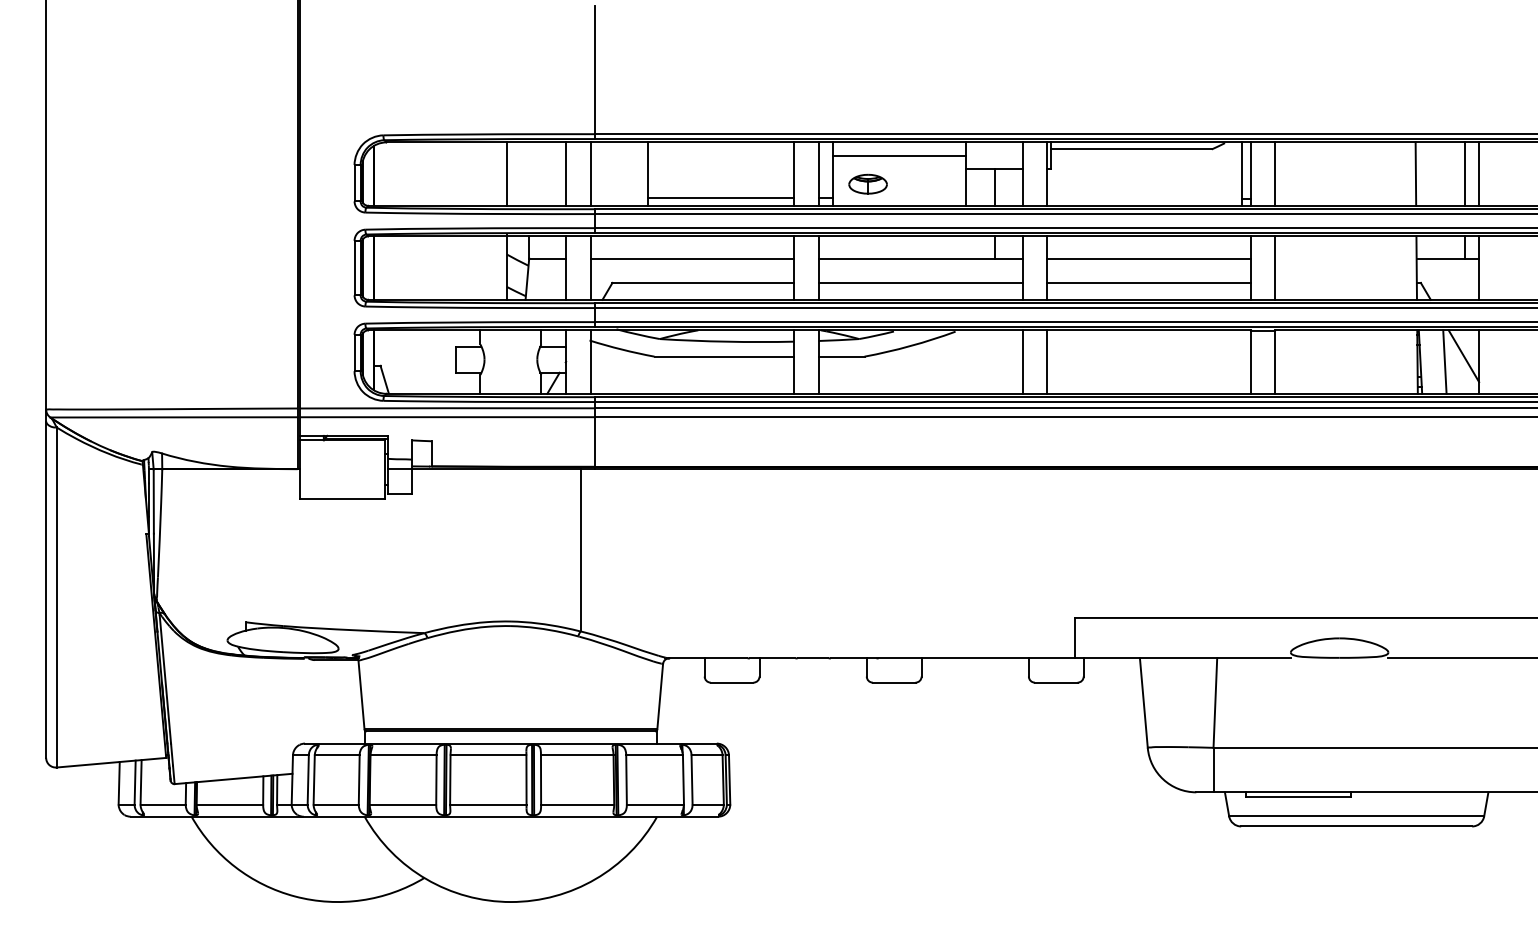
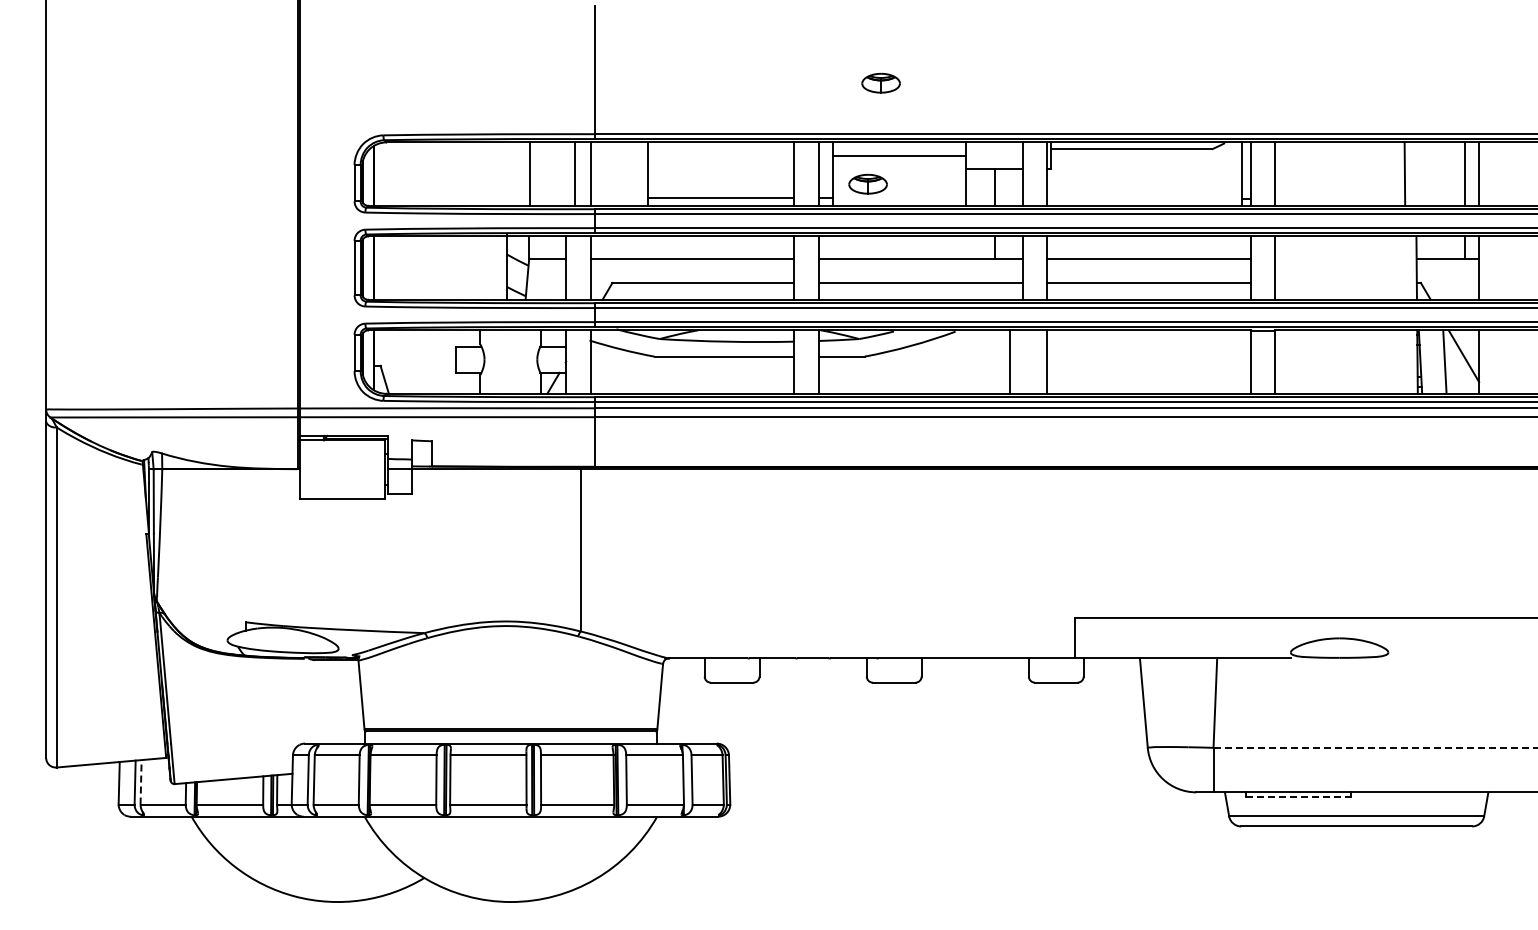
part: none -> present (880, 82)
line position: (507, 173) -> (530, 173) (530, 173)
line position: (566, 173) -> (575, 173) (575, 173)
line position: (1415, 173) -> (1404, 173) (1404, 173)
line position: (1022, 361) -> (1009, 361) (1009, 361)
line: present -> none (1461, 658)
line: solid -> dashed (1375, 747)
line: solid -> dashed (141, 781)
line: solid -> dashed (1299, 797)
